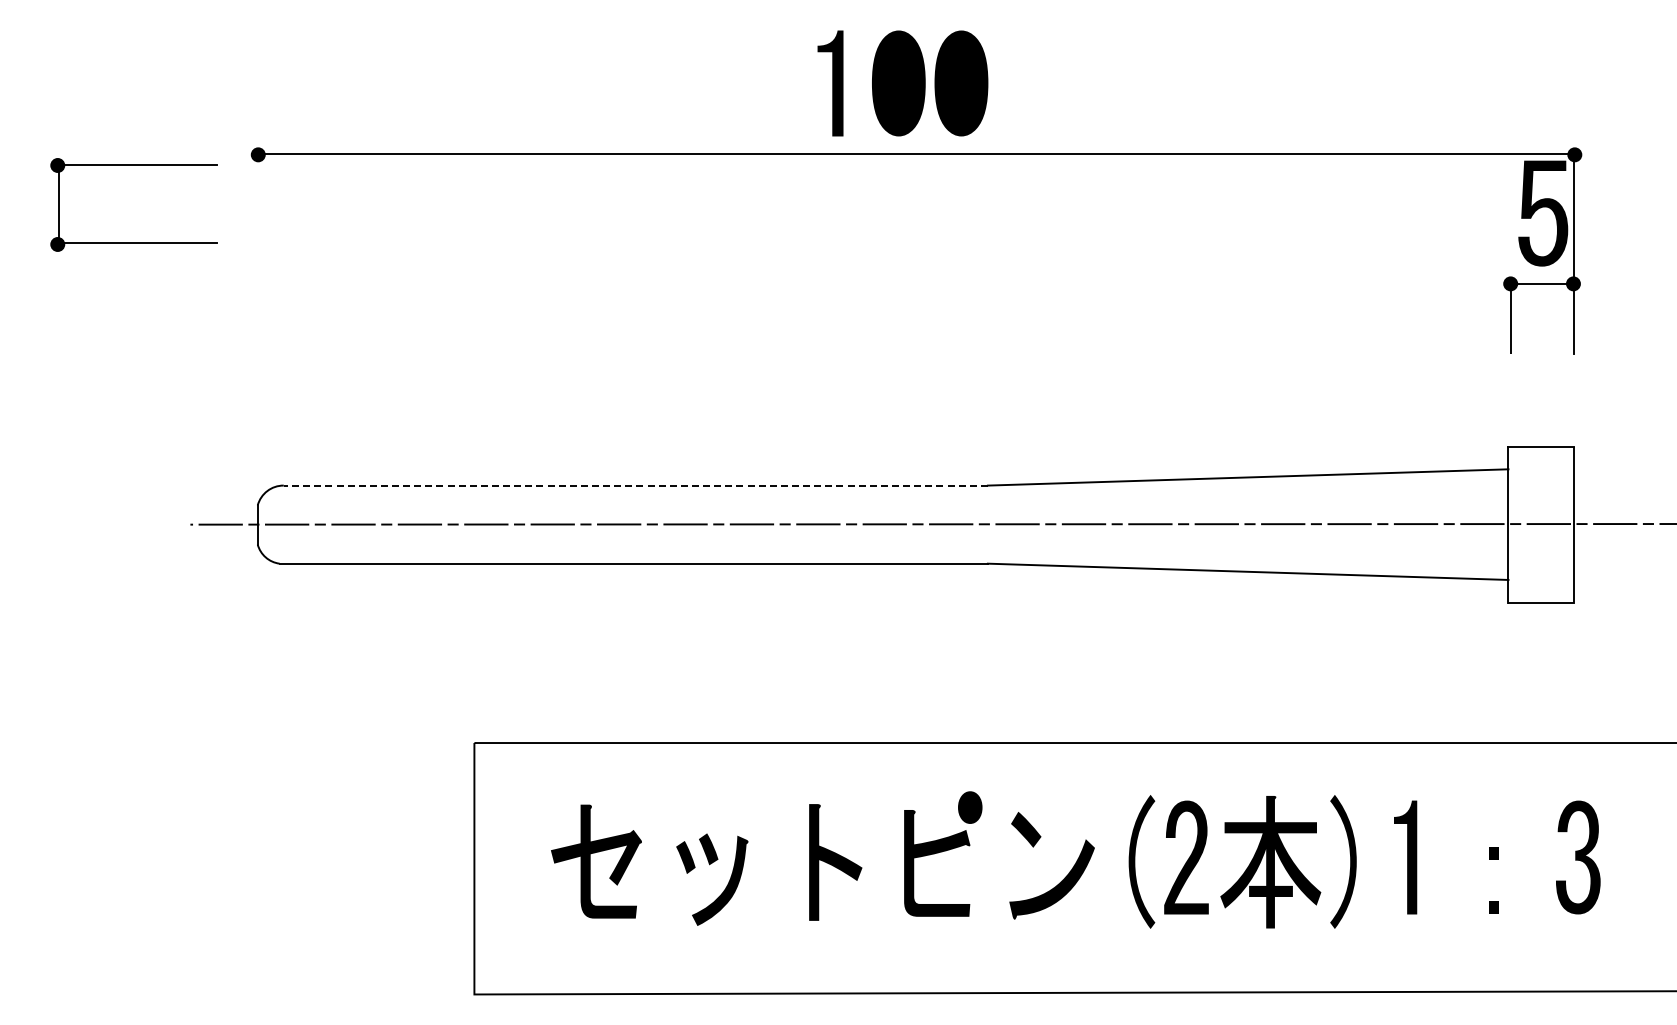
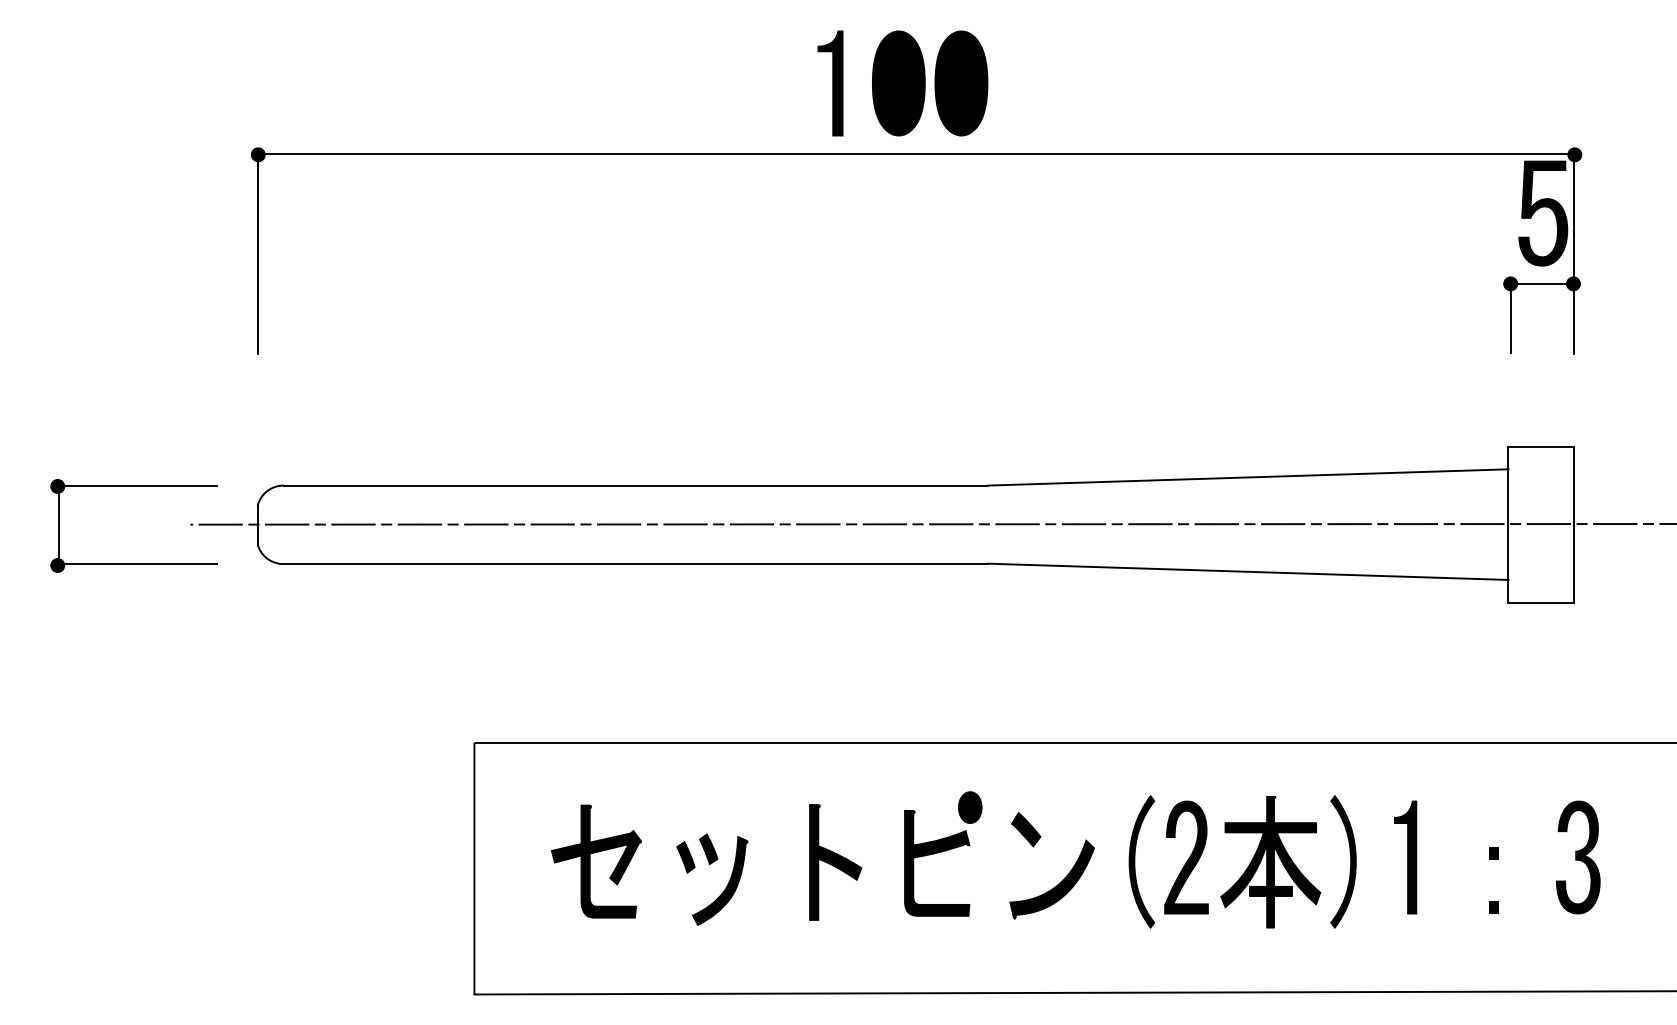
part position: (133, 242) -> (133, 563) (133, 563)
line: none -> present (257, 253)
line: dashed -> solid (635, 485)
